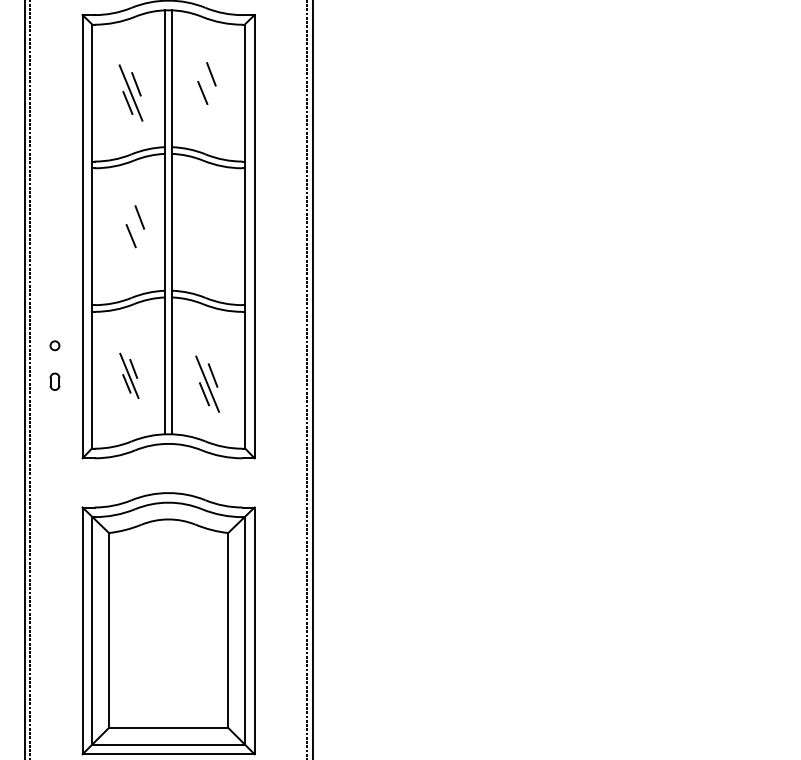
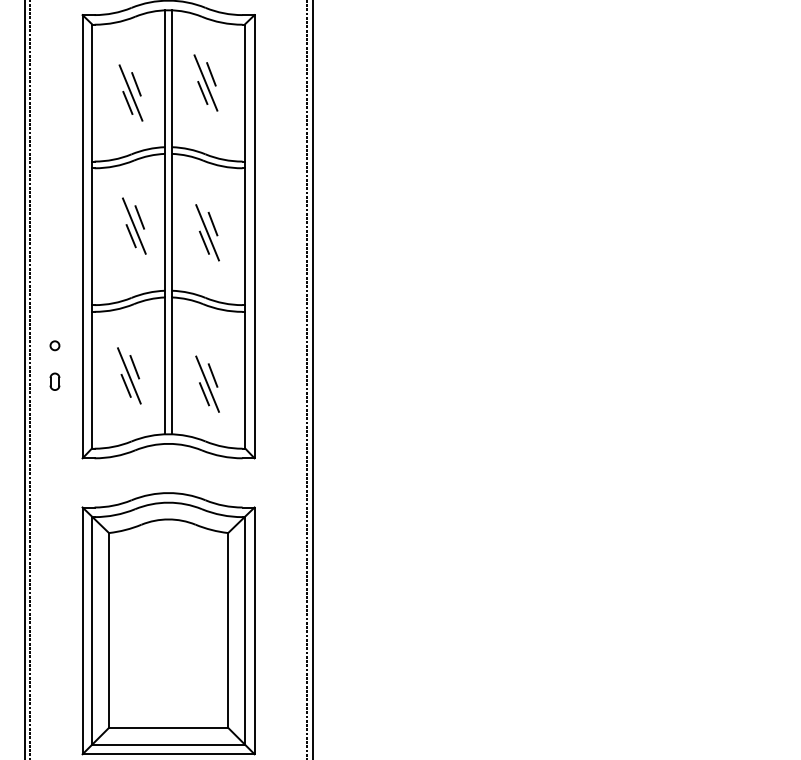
line: none -> present (205, 82)
line: none -> present (133, 225)
part: none -> present (207, 232)
part size: 21x47 px -> 25x58 px (129, 375)
